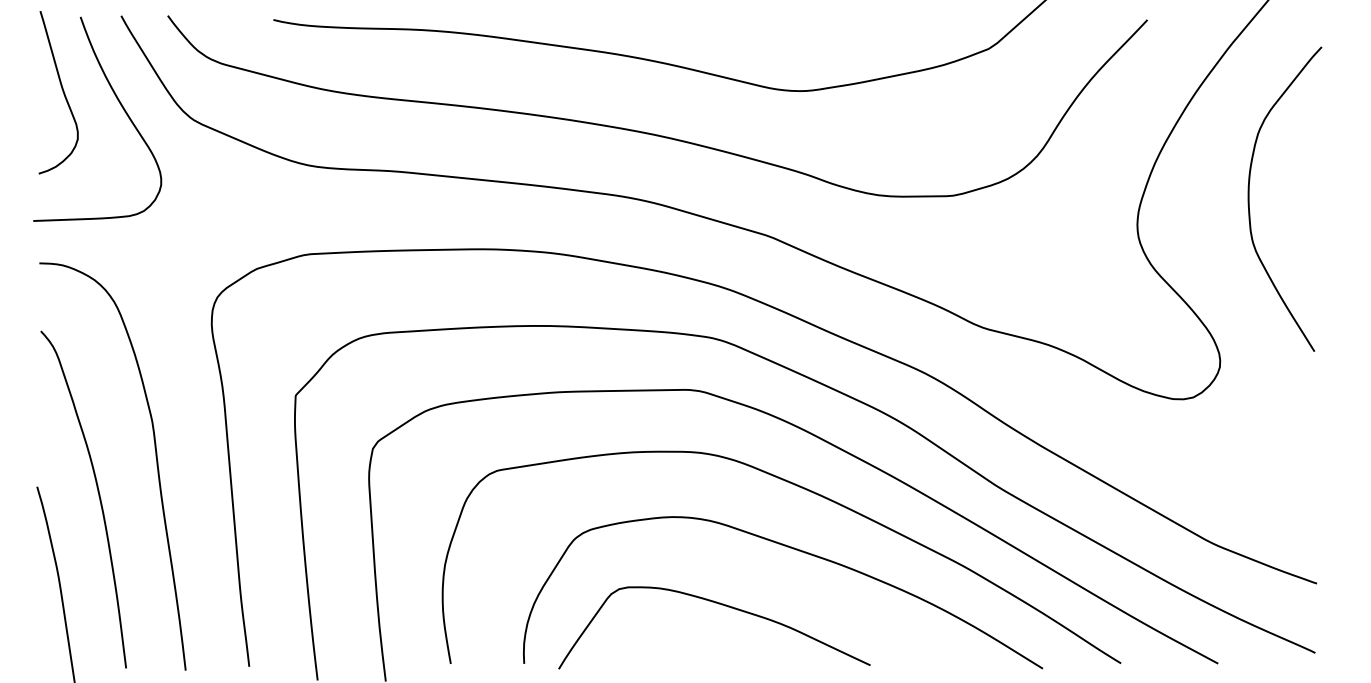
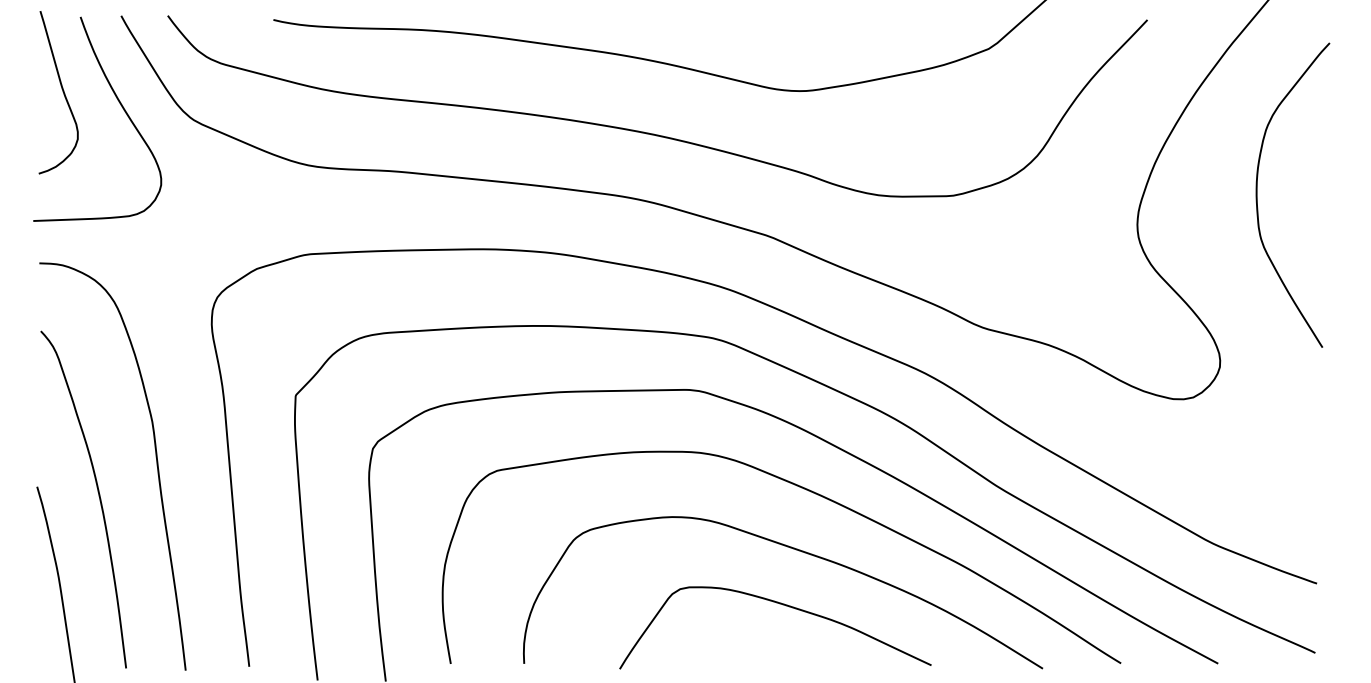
curve position: (1249, 198) -> (1257, 194) (1257, 194)
curve position: (721, 605) -> (782, 605) (782, 605)
